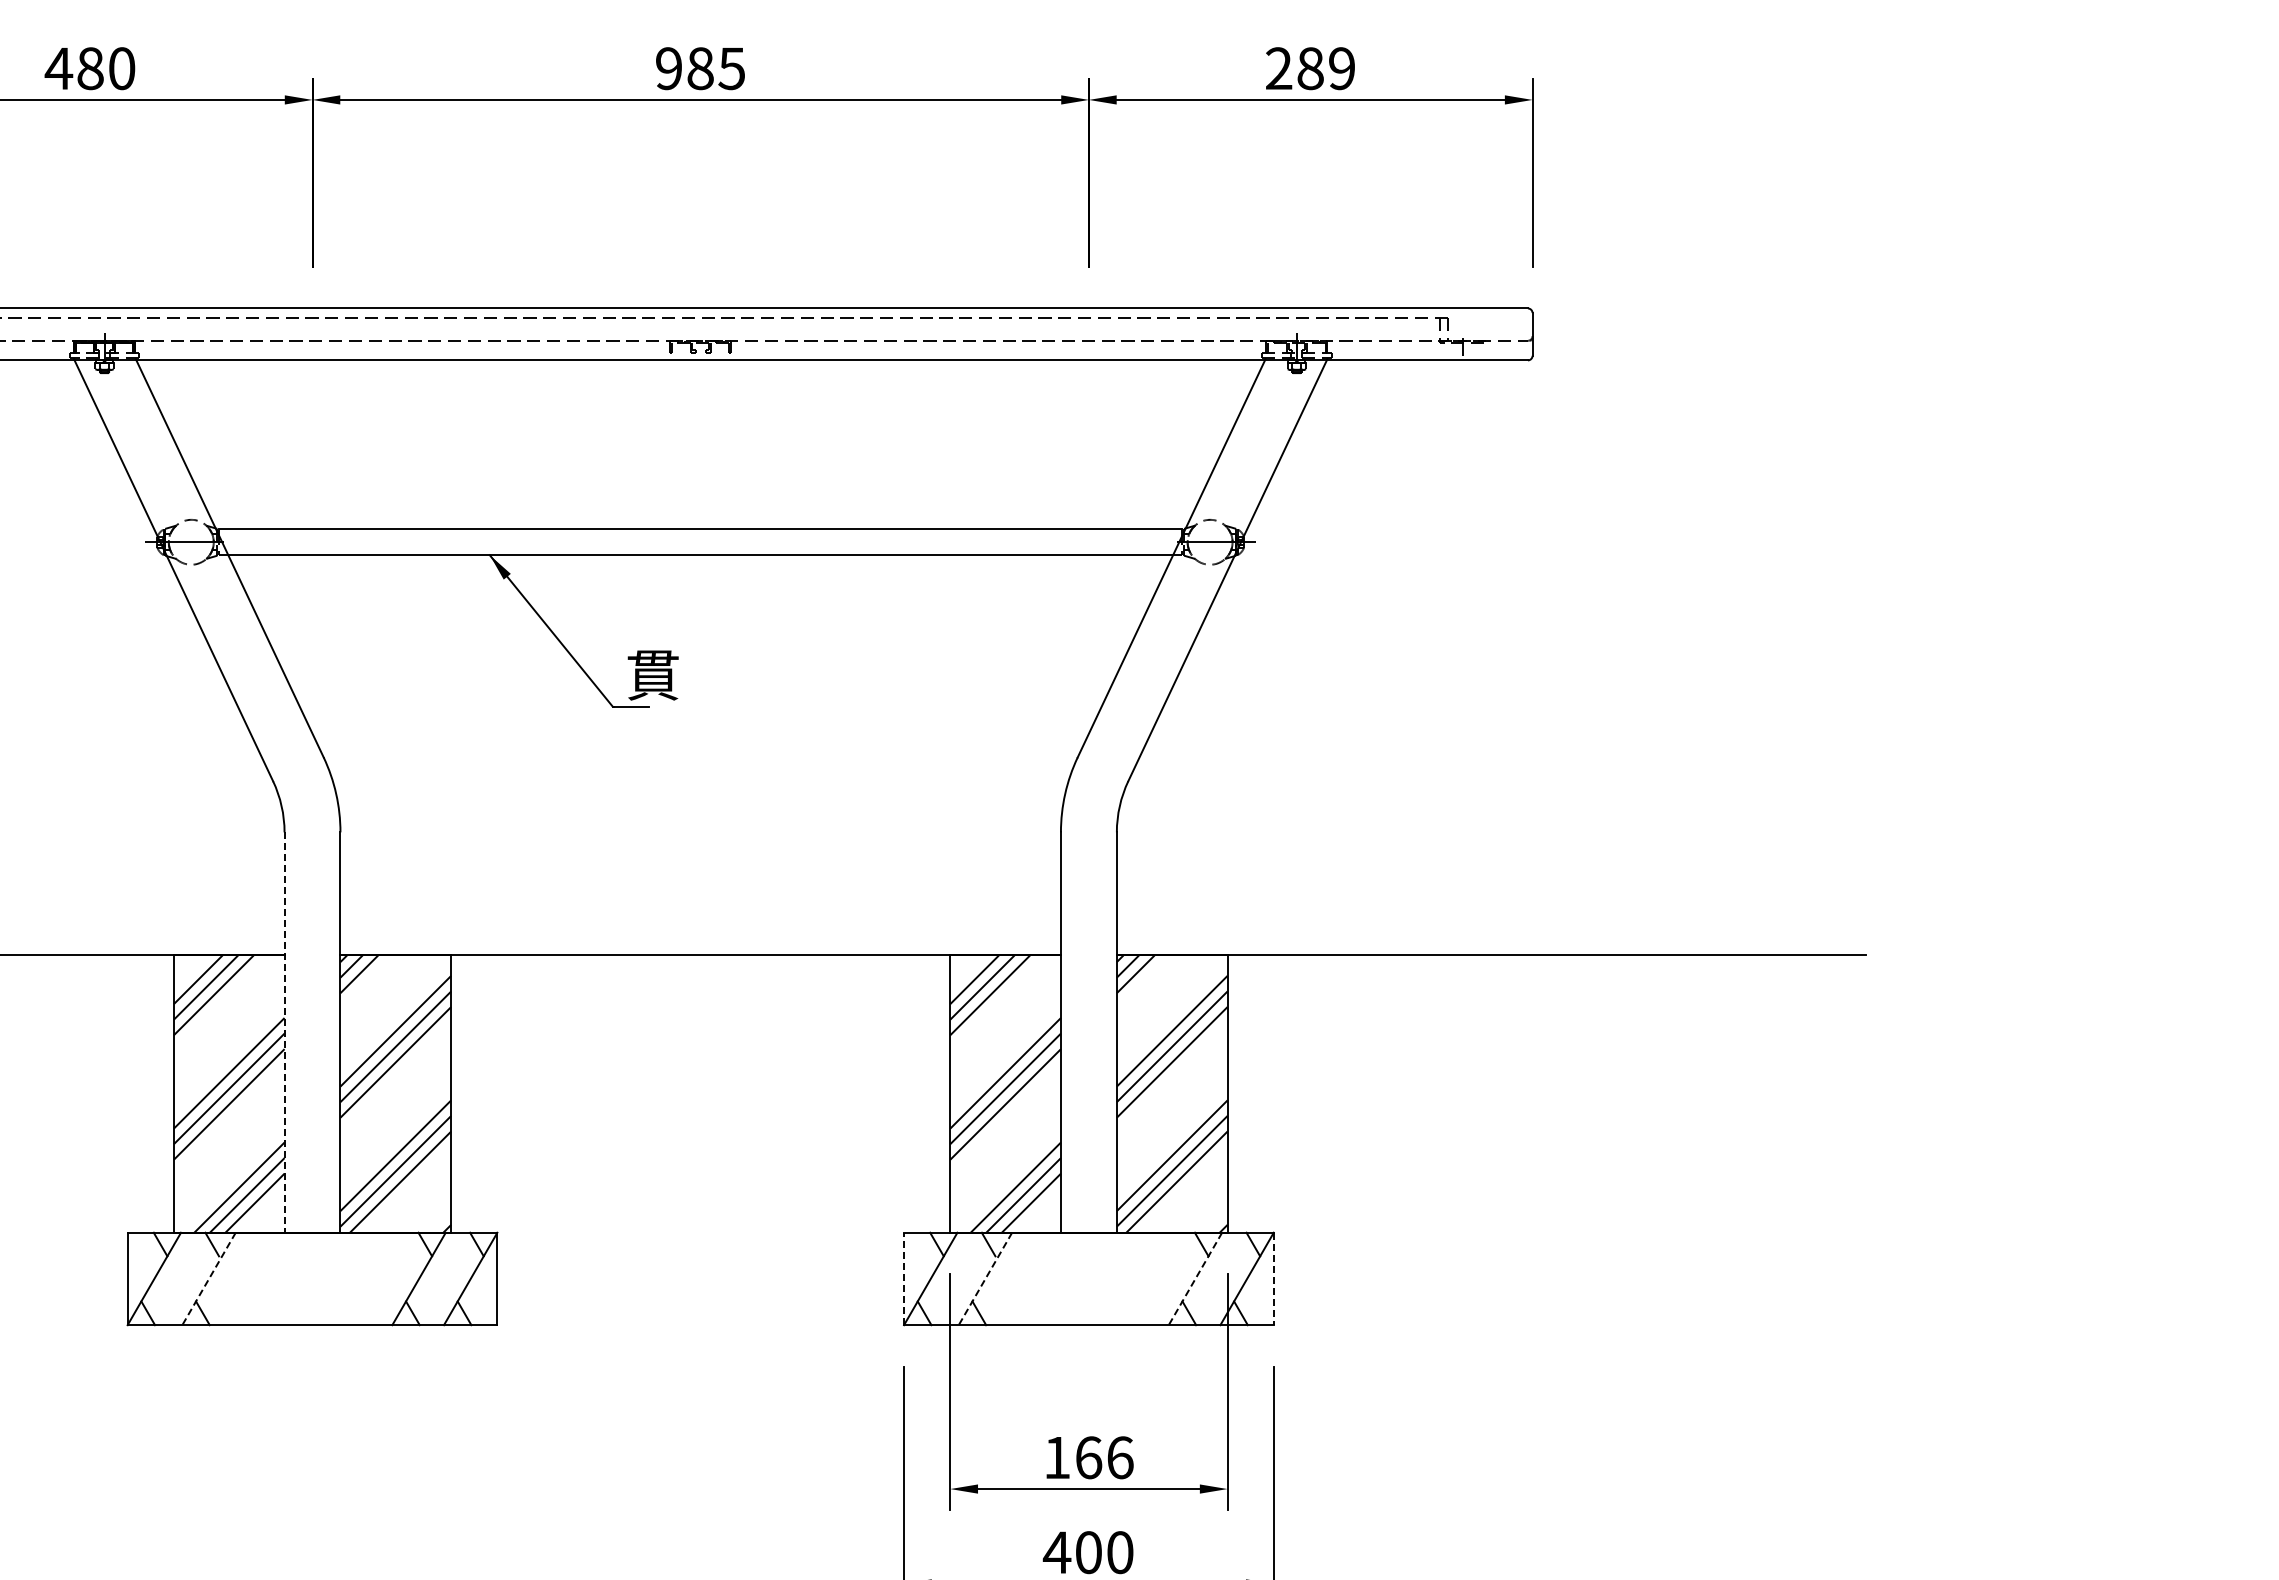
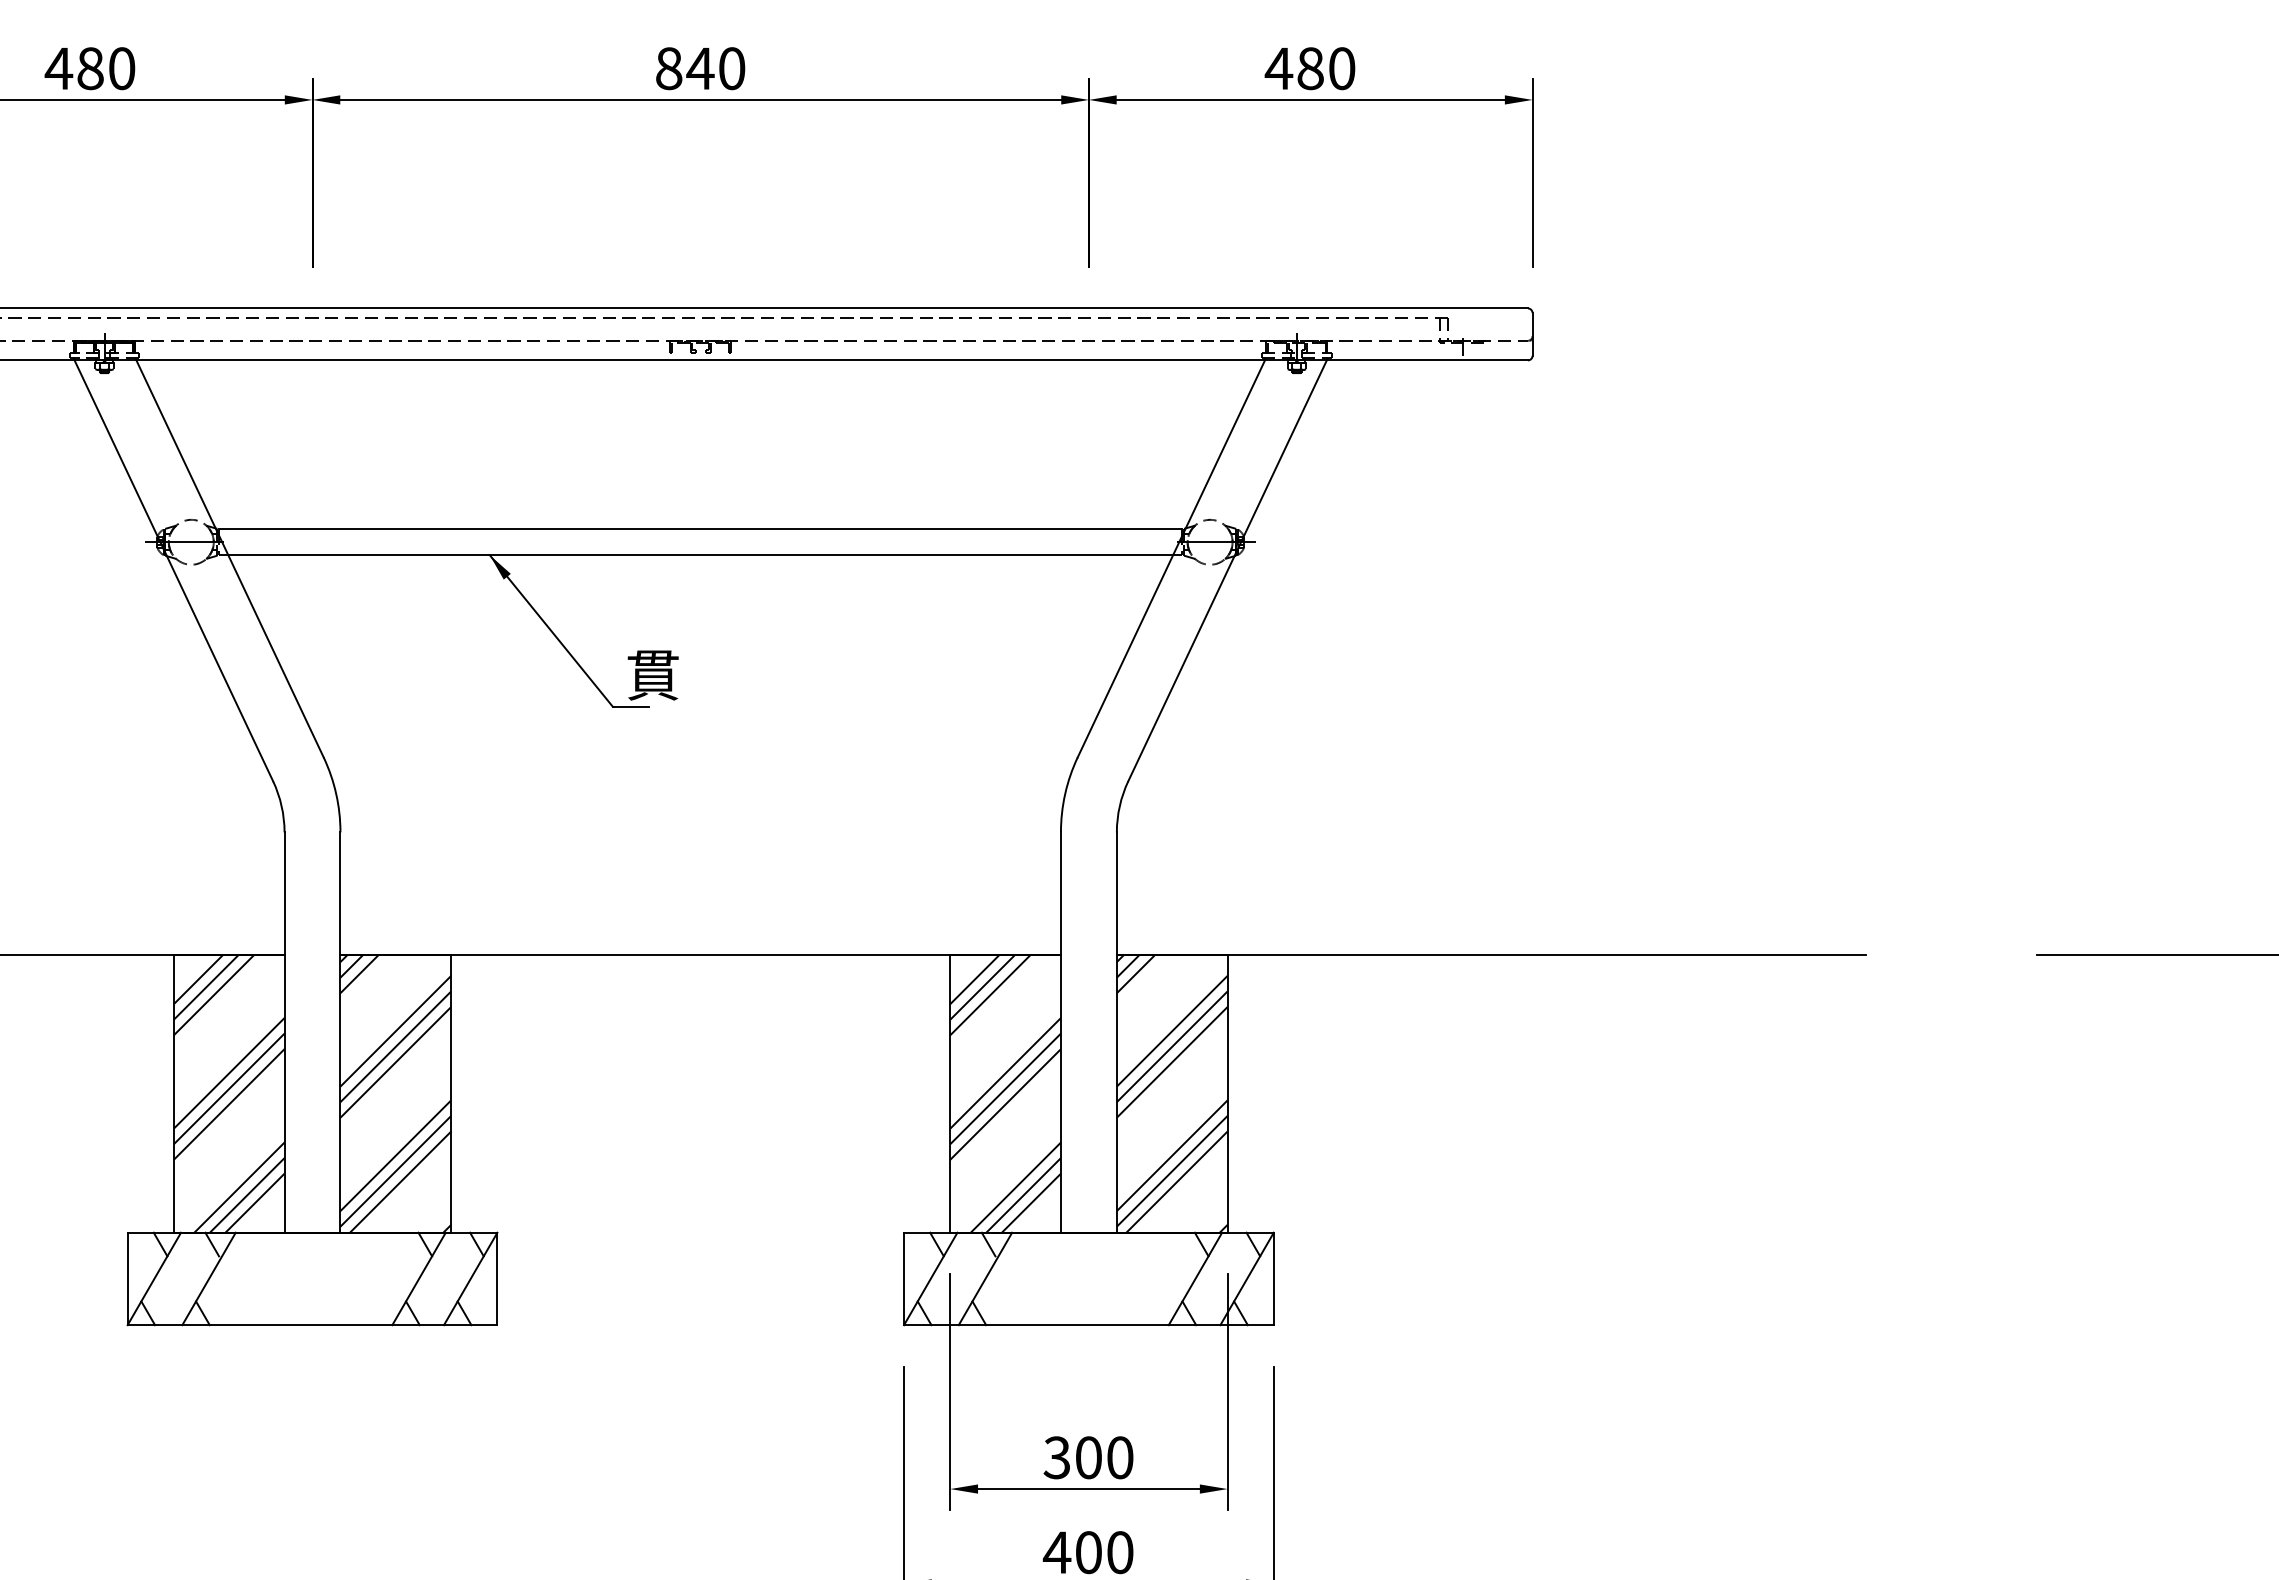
text: 985 -> 840 (700, 68)
text: 289 -> 480 (1309, 68)
line: none -> present (2155, 955)
line: dashed -> solid (284, 1033)
line: dashed -> solid (904, 1278)
line: dashed -> solid (208, 1279)
line: dashed -> solid (985, 1279)
line: dashed -> solid (1195, 1279)
line: dashed -> solid (1273, 1279)
text: 166 -> 300 (1088, 1457)
